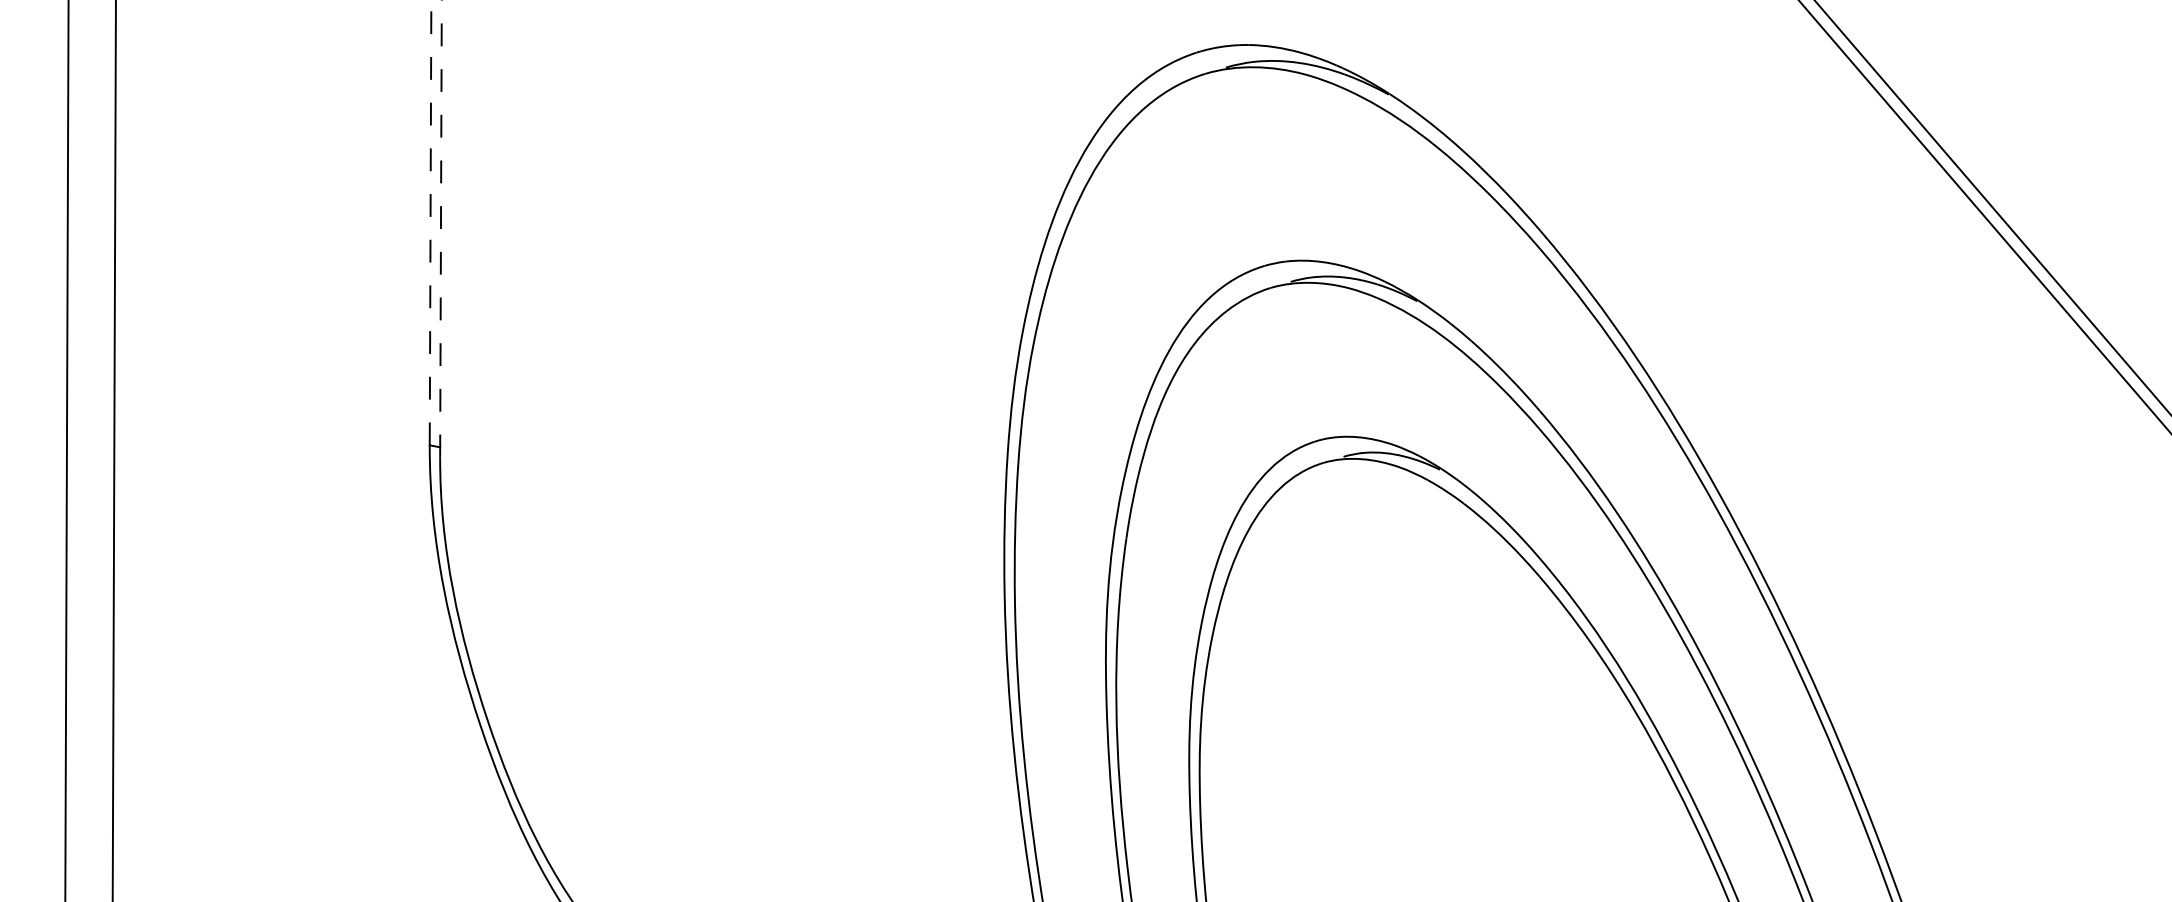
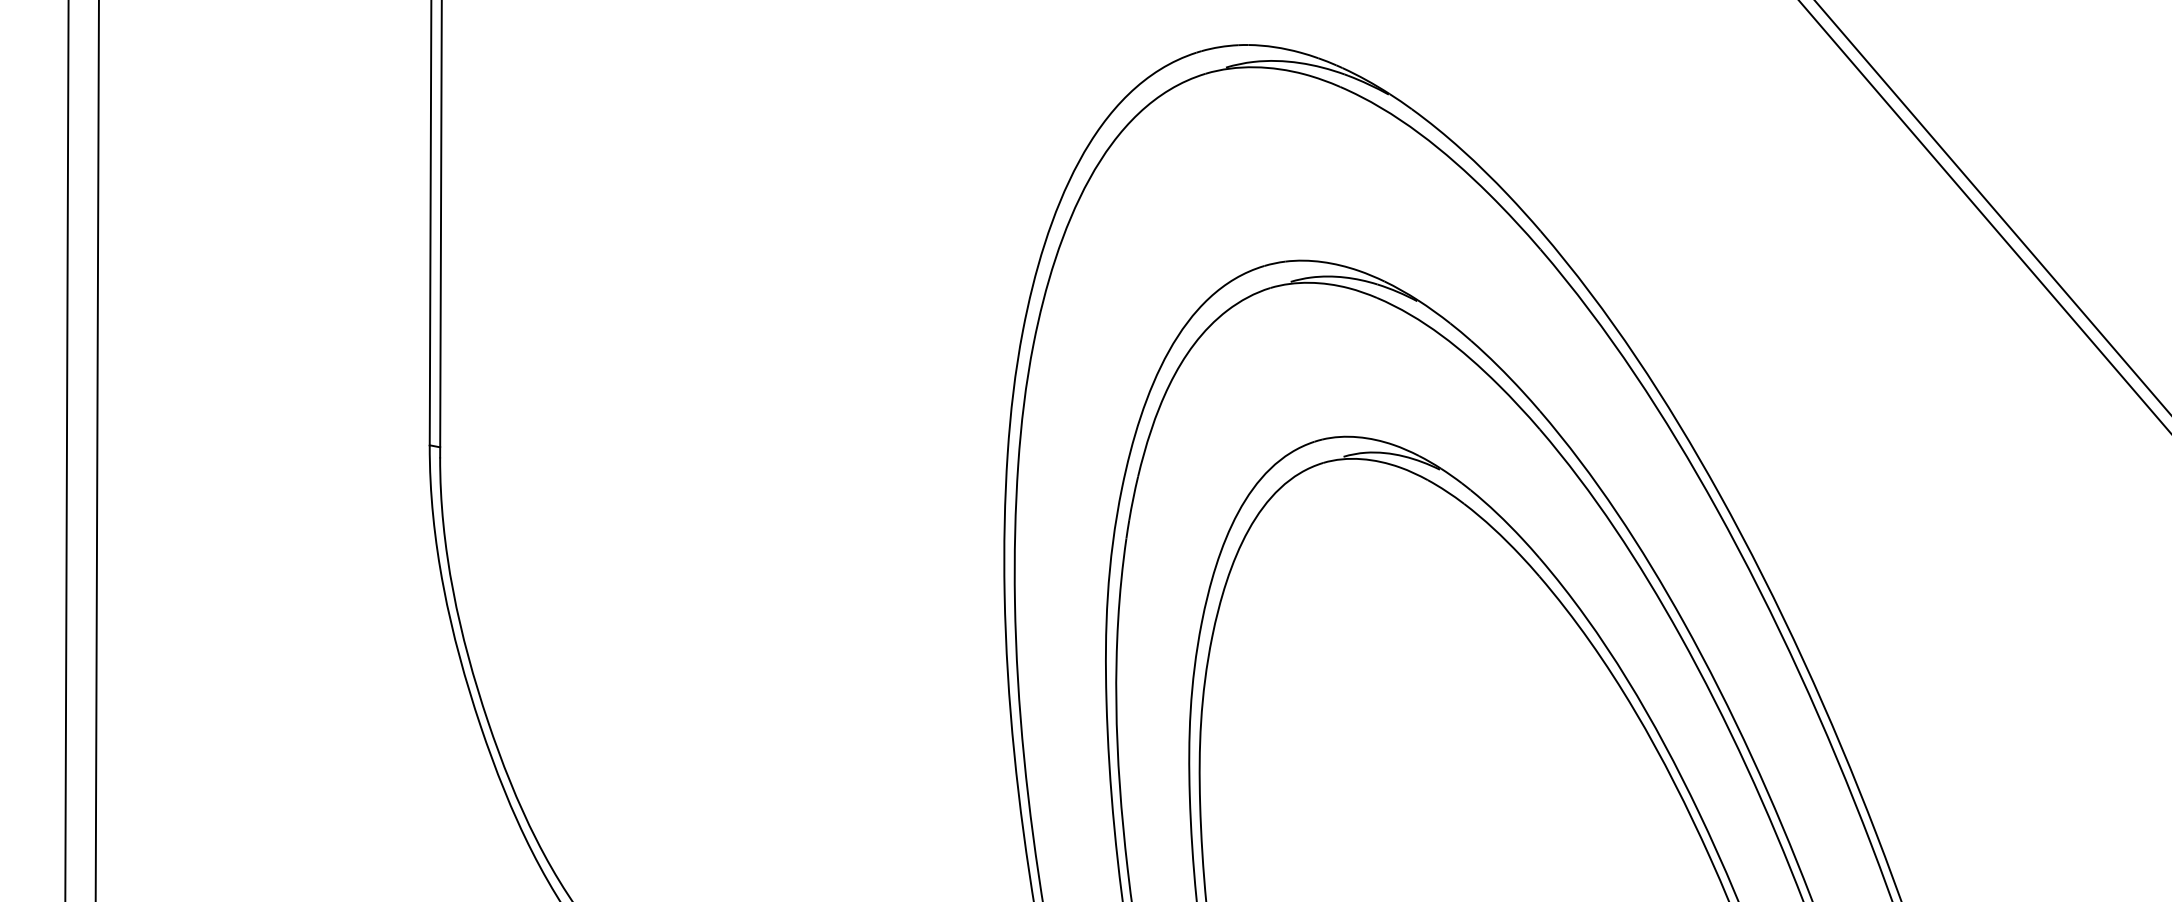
line: dashed -> solid (430, 222)
line: dashed -> solid (440, 228)
line position: (113, 450) -> (96, 450) (96, 450)
